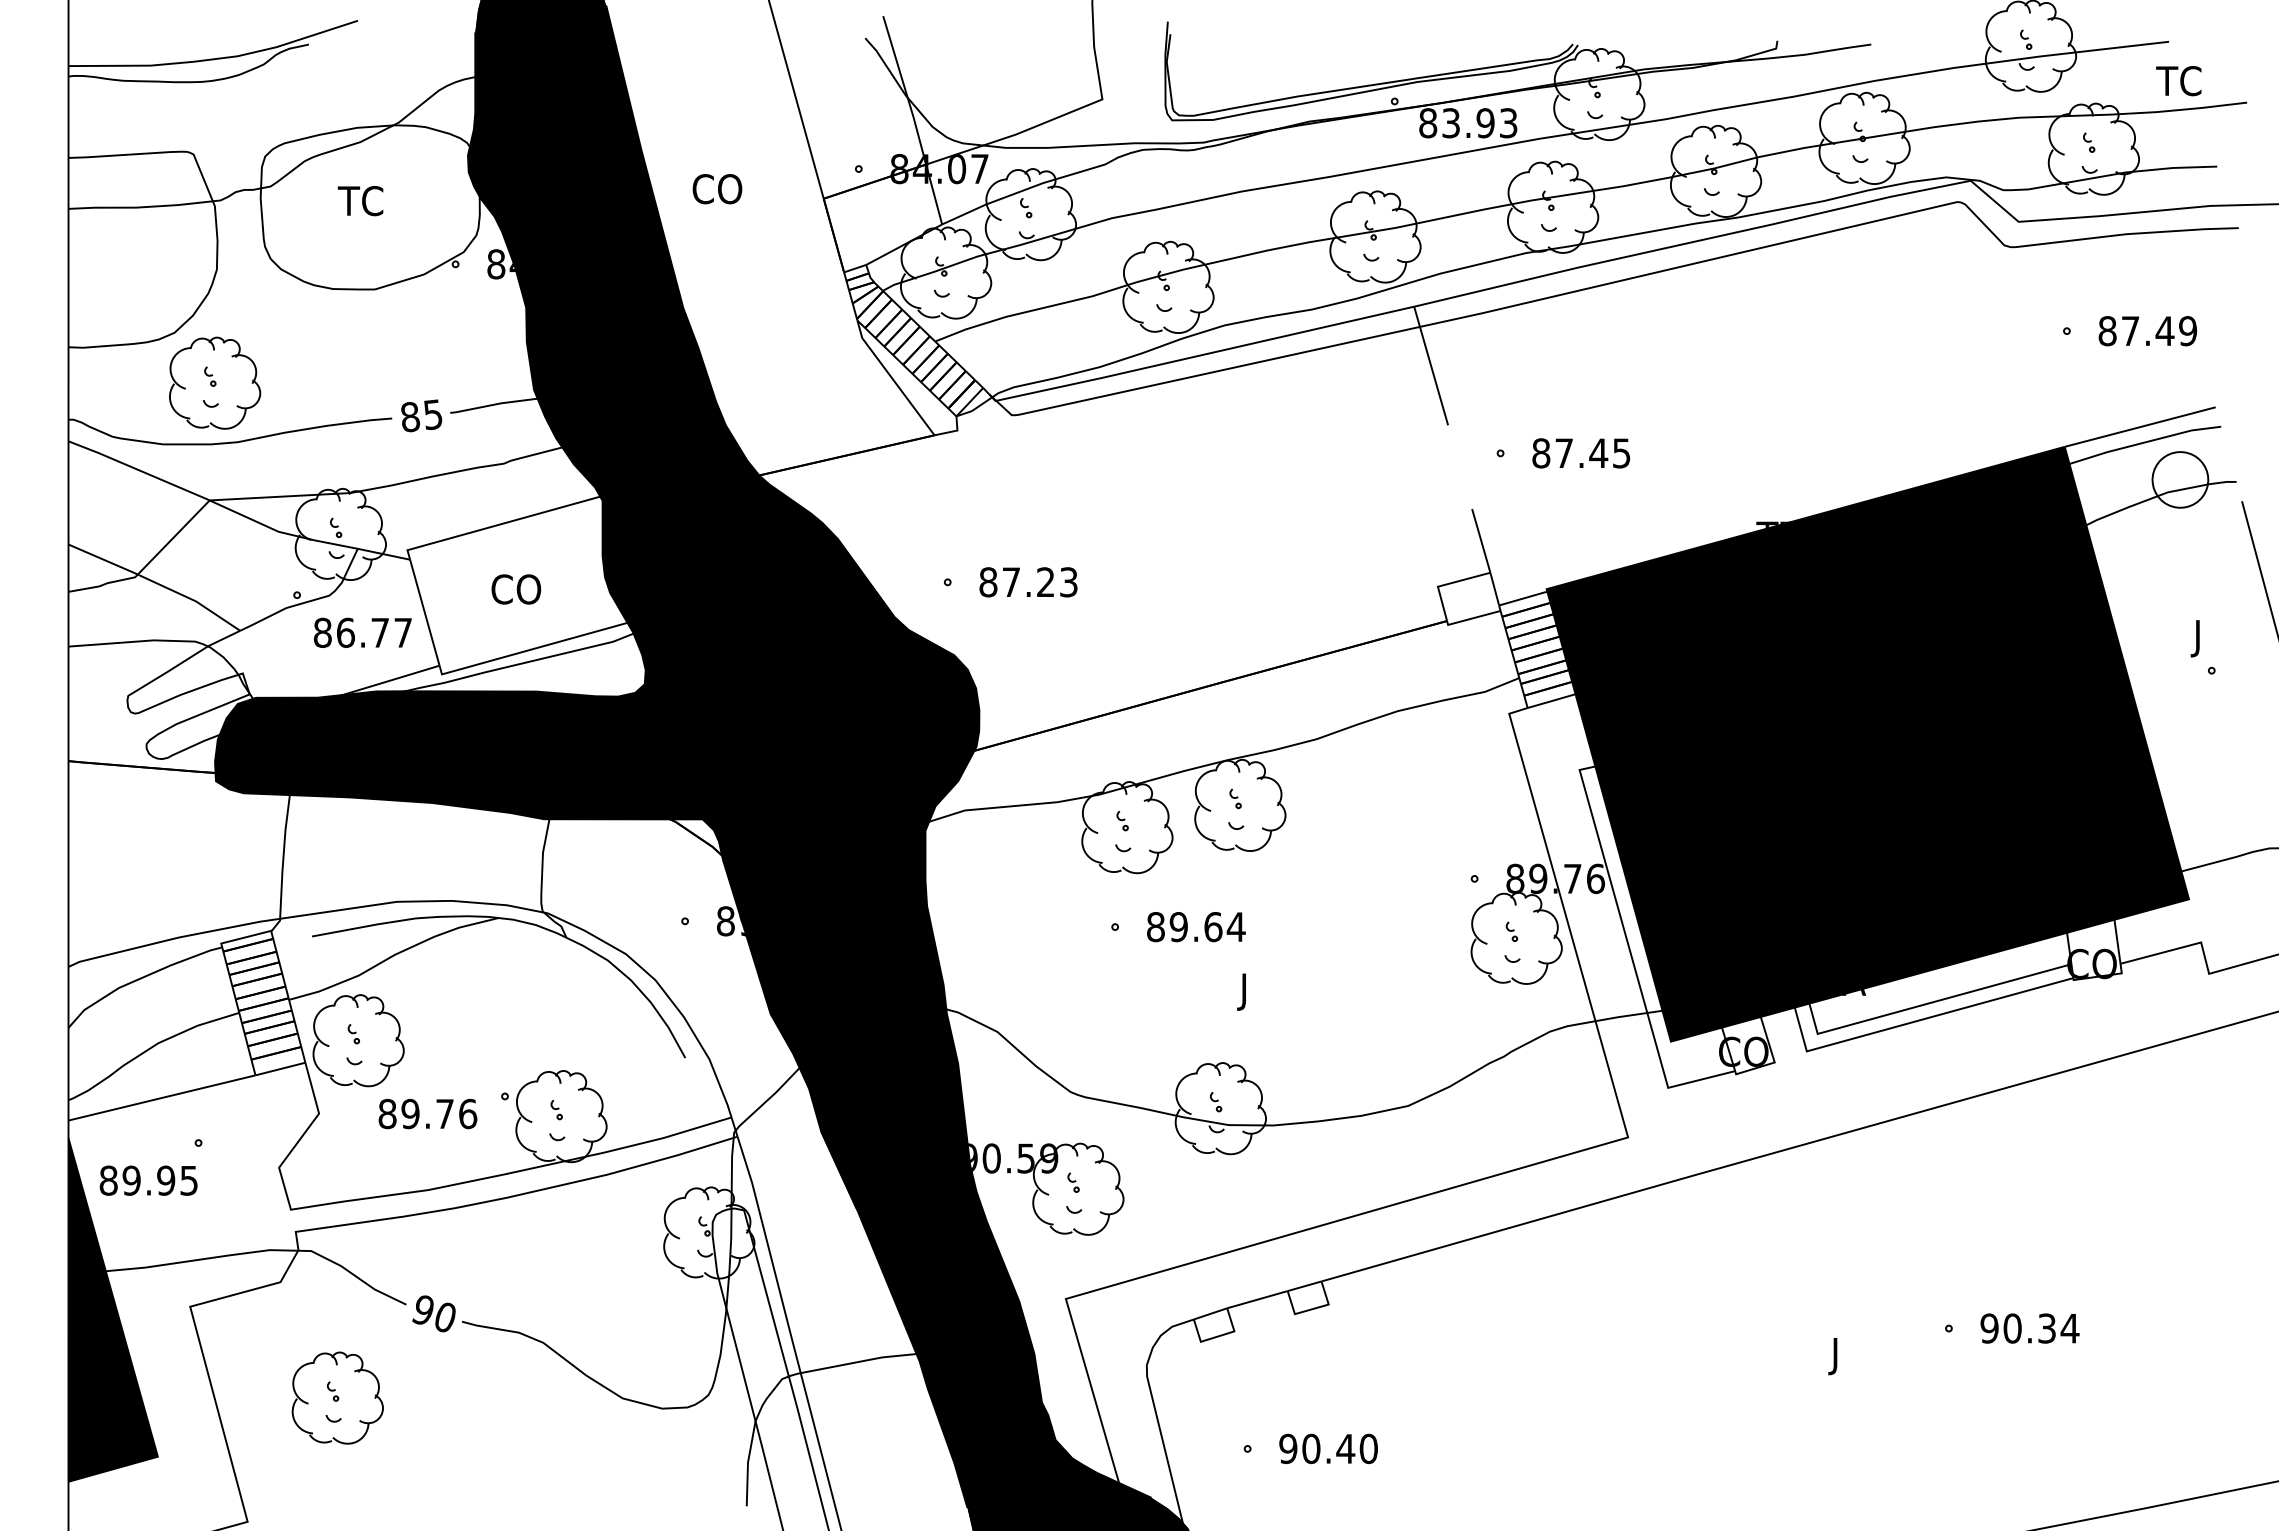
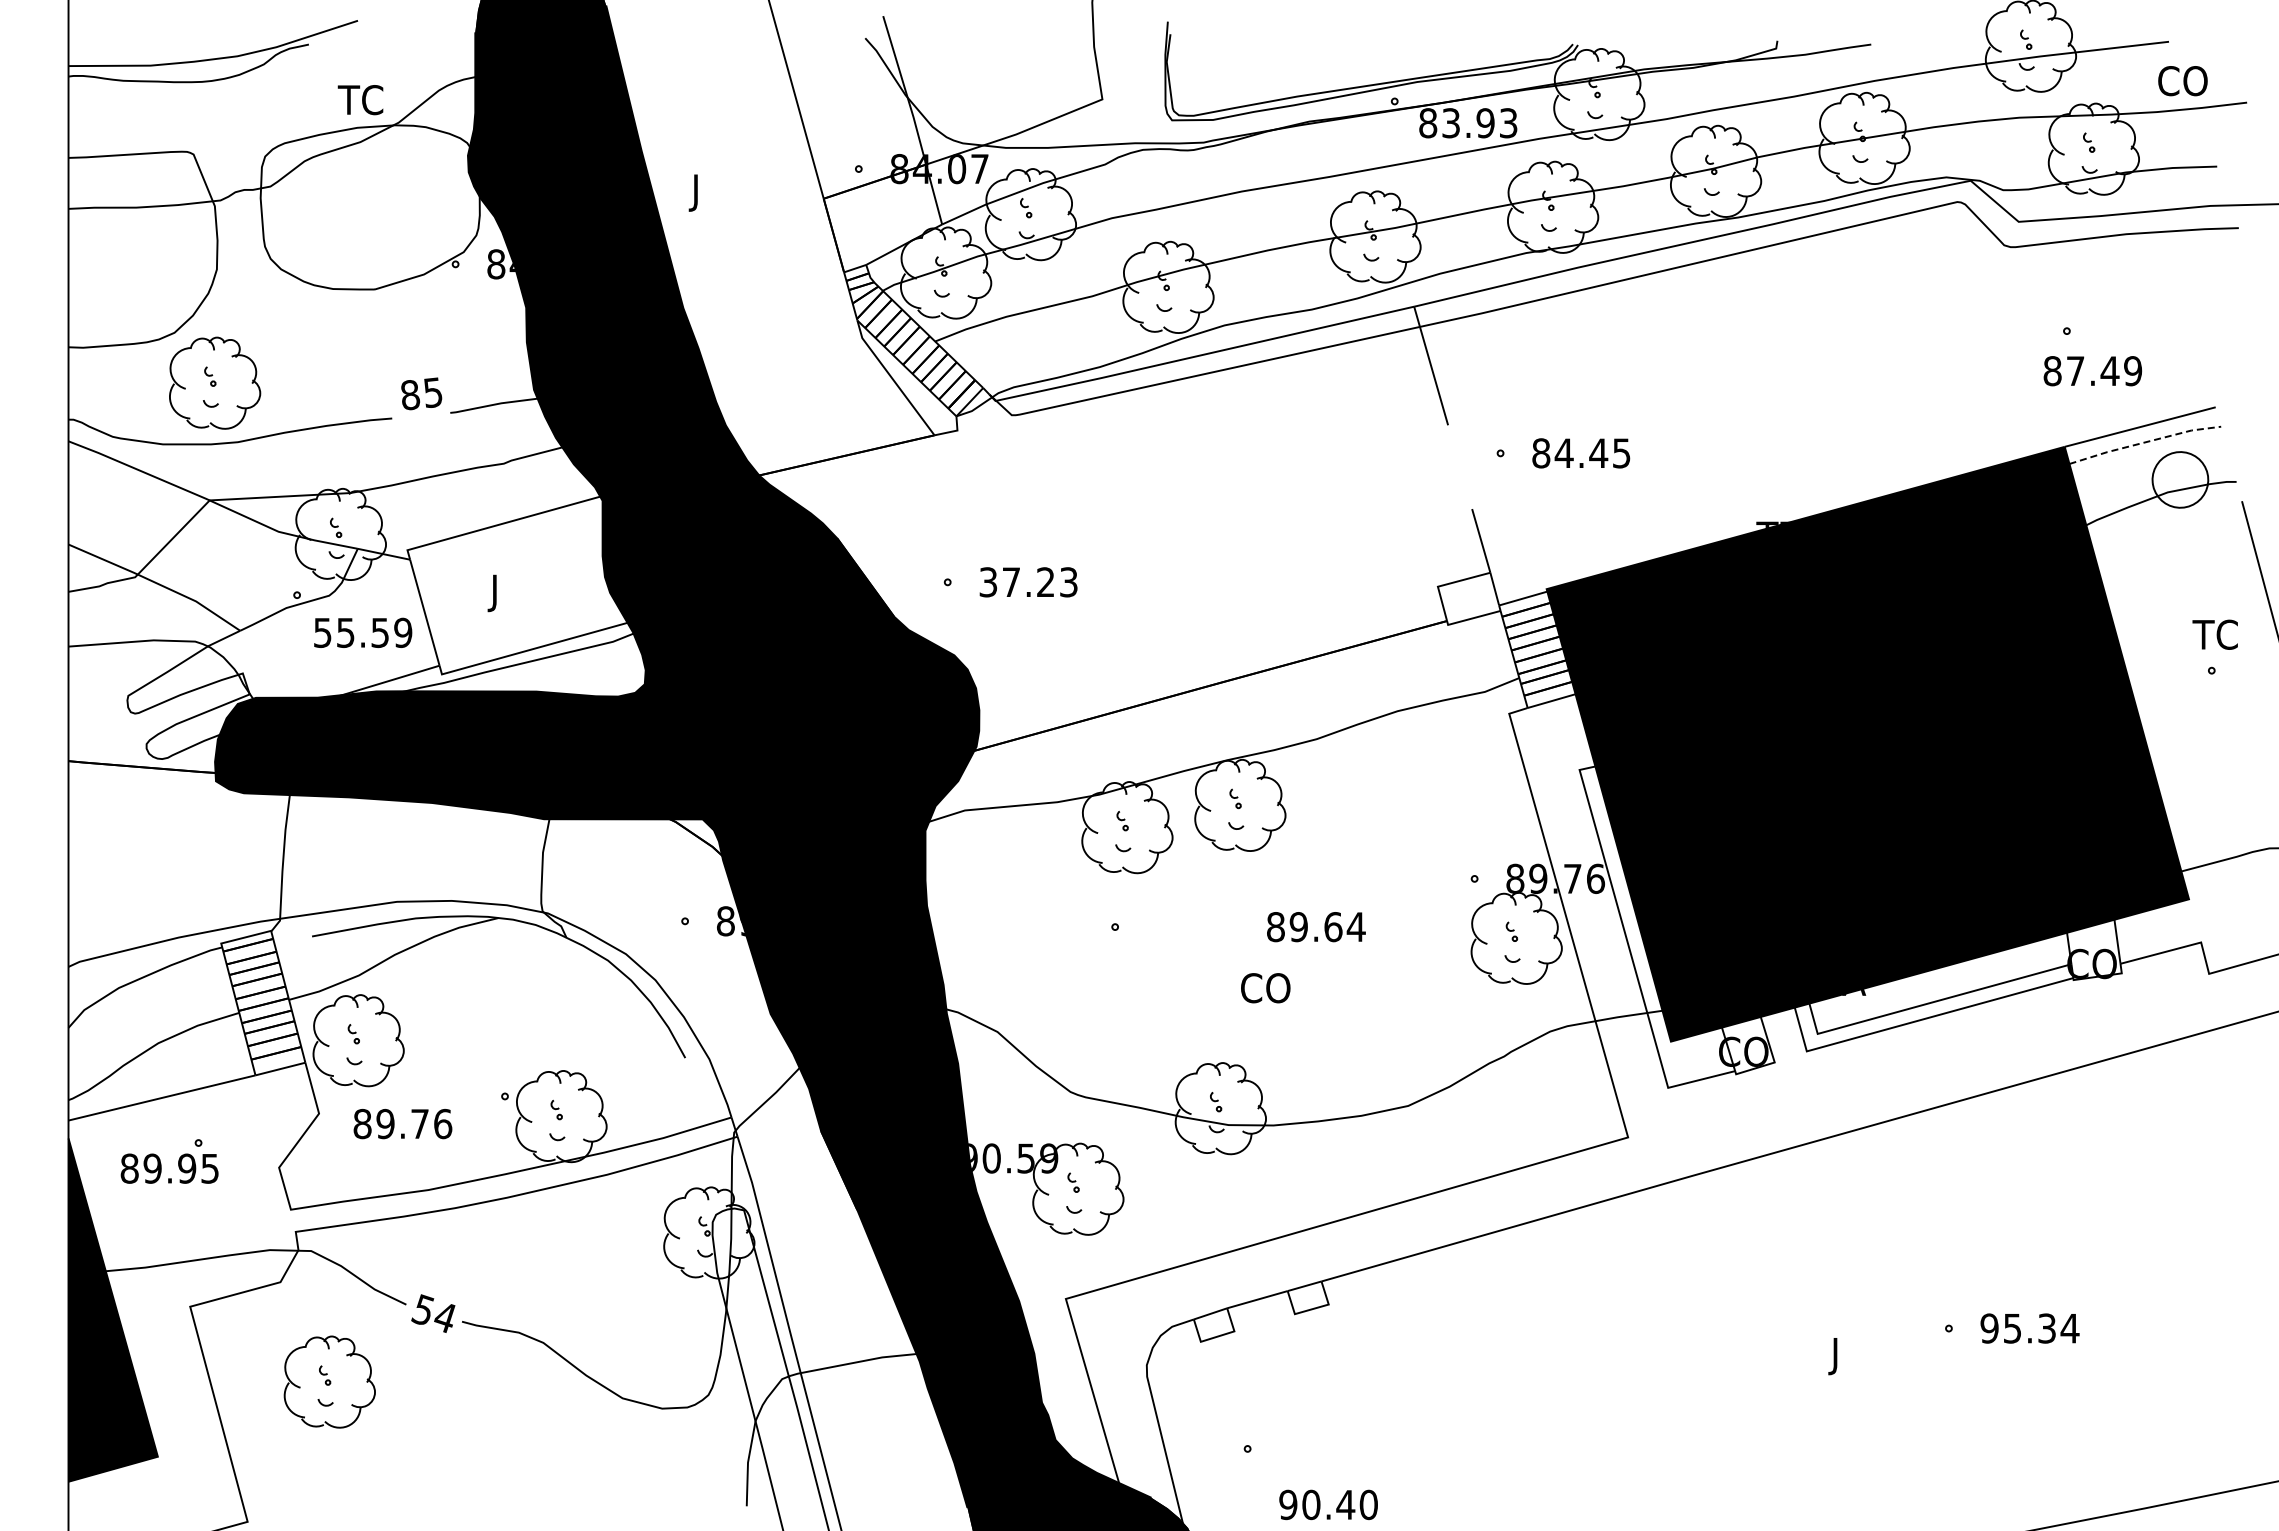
text: TC -> CO (2181, 81)
text: CO -> J (715, 192)
text position: (360, 201) -> (360, 100) (360, 100)
text position: (2147, 331) -> (2092, 371) (2092, 371)
text position: (421, 415) -> (421, 393) (421, 393)
line: solid -> dashed (2144, 442)
text: 87.45 -> 84.45 (1563, 452)
text: 87.23 -> 37.23 (988, 582)
text: CO -> J (514, 593)
text: 86.77 -> 55.59 (362, 632)
text: J -> TC (2213, 638)
text position: (1196, 927) -> (1316, 927) (1316, 927)
text: J -> CO (1263, 991)
text position: (427, 1114) -> (402, 1124) (402, 1124)
text position: (148, 1180) -> (169, 1168) (169, 1168)
text: 90 -> 54 (433, 1313)
text: 90.34 -> 95.34 (2012, 1328)
part position: (337, 1397) -> (329, 1381) (329, 1381)
text position: (1328, 1448) -> (1328, 1504) (1328, 1504)
